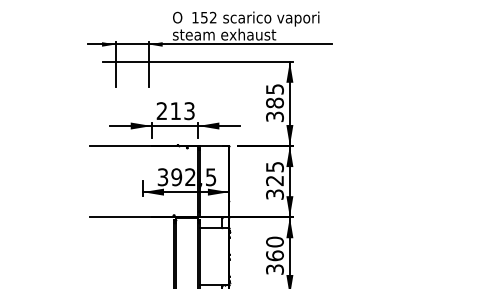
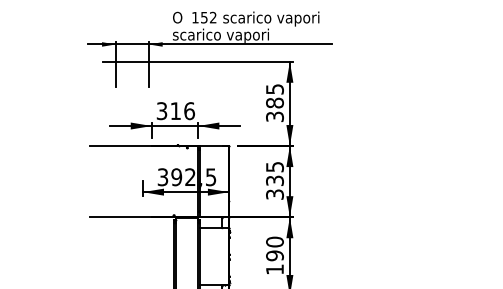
text: steam exhaust -> scarico vapori (227, 35)
text: 213 -> 316 (175, 111)
text: 325 -> 335 (274, 180)
text: 360 -> 190 (274, 262)
